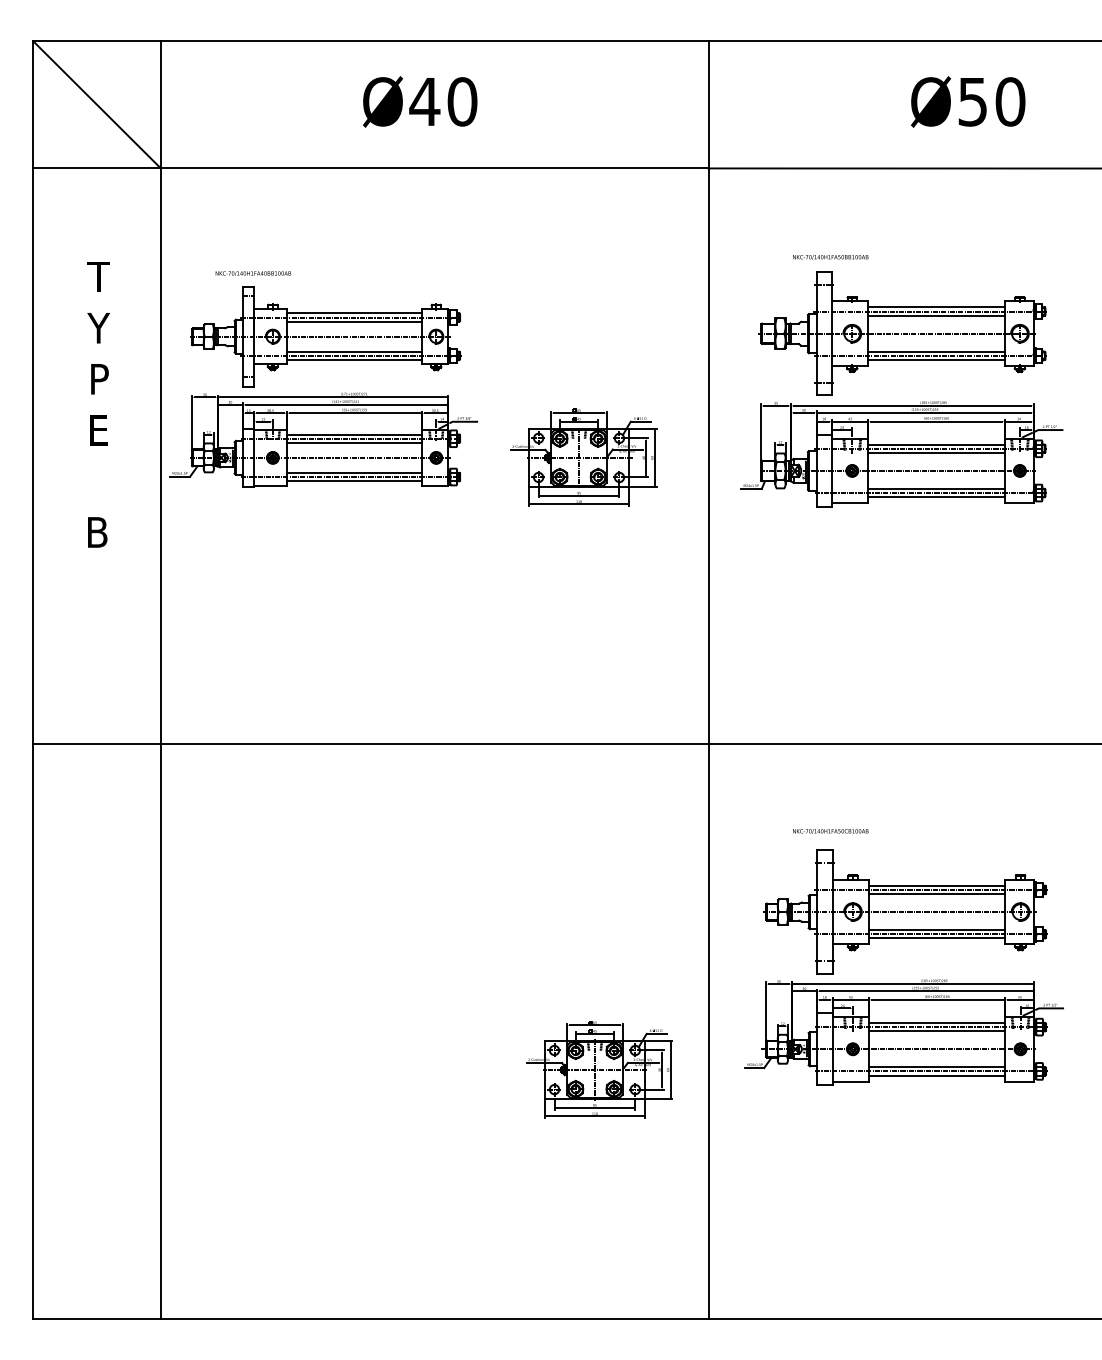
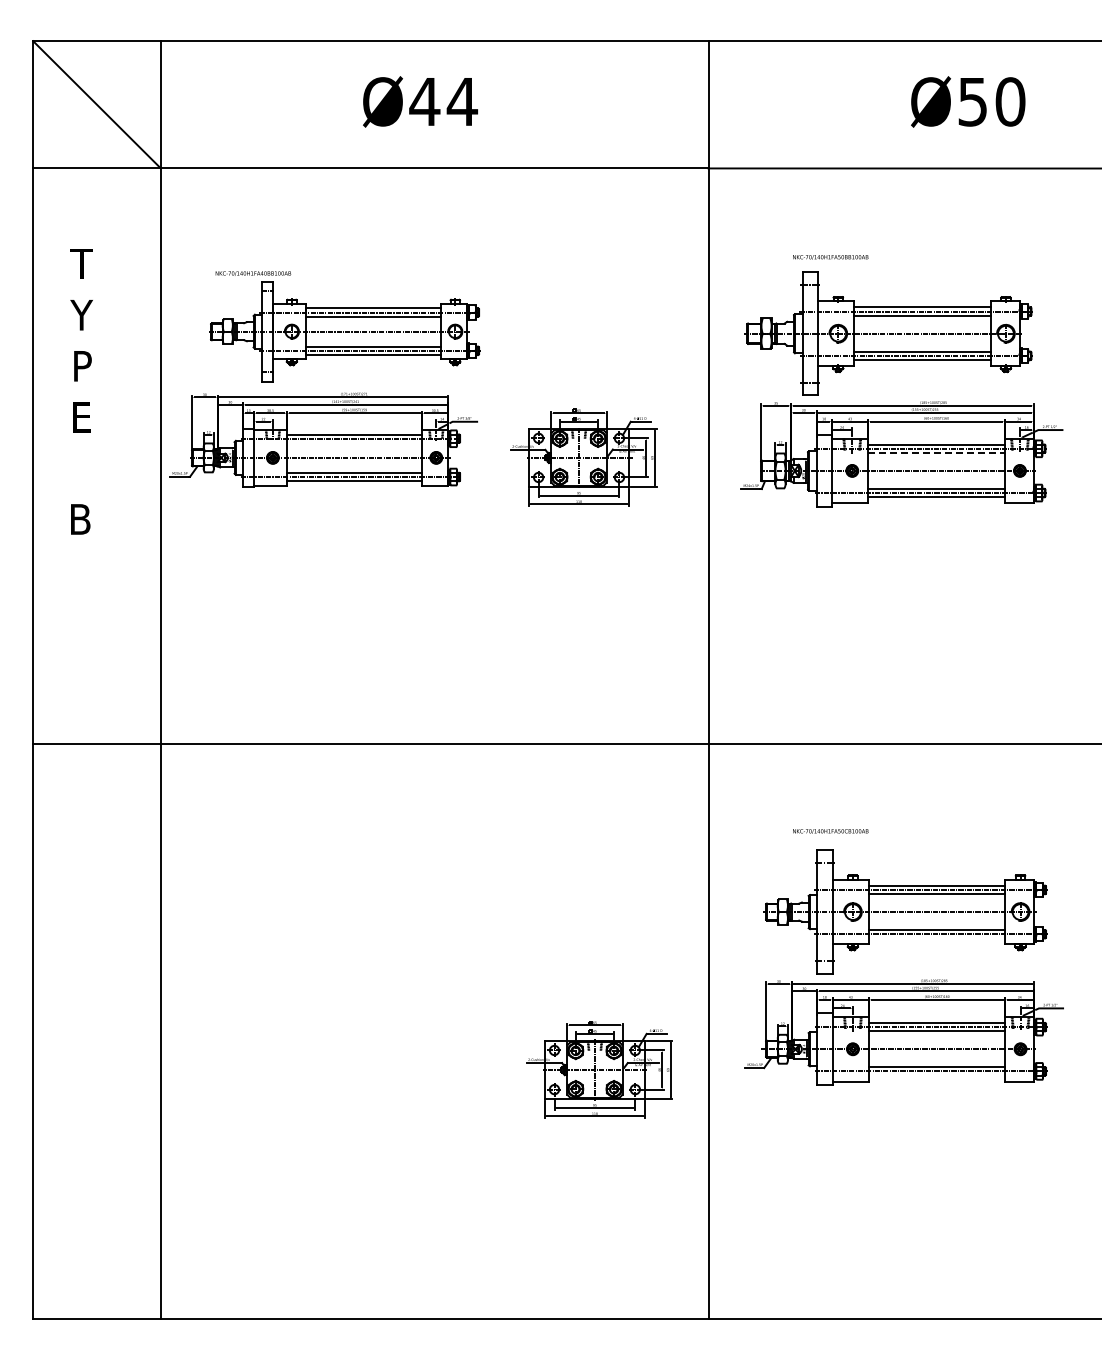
text: Ø40 -> Ø44 (462, 101)
part position: (902, 333) -> (888, 333) (888, 333)
part position: (325, 336) -> (344, 331) (344, 331)
text position: (98, 404) -> (81, 391) (81, 391)
line: present -> none (354, 443)
line: solid -> dashed (937, 453)
line: present -> none (937, 938)
line: present -> none (937, 1075)
